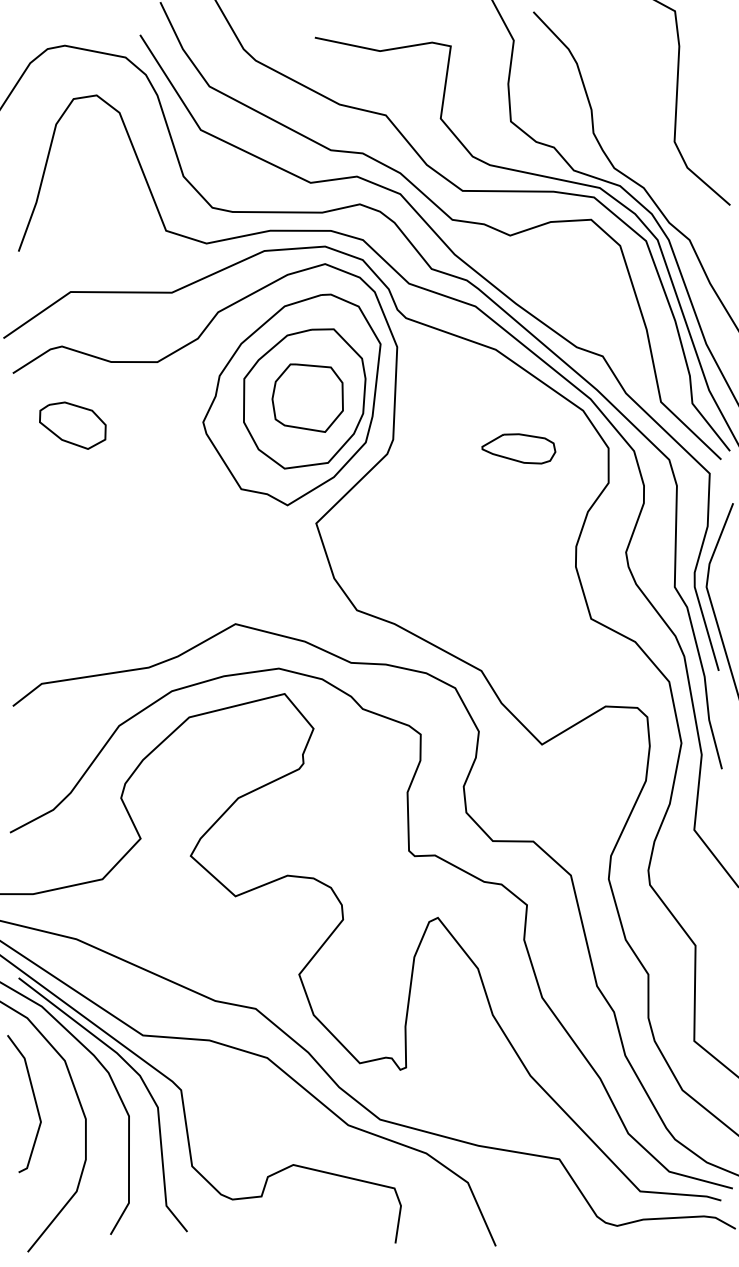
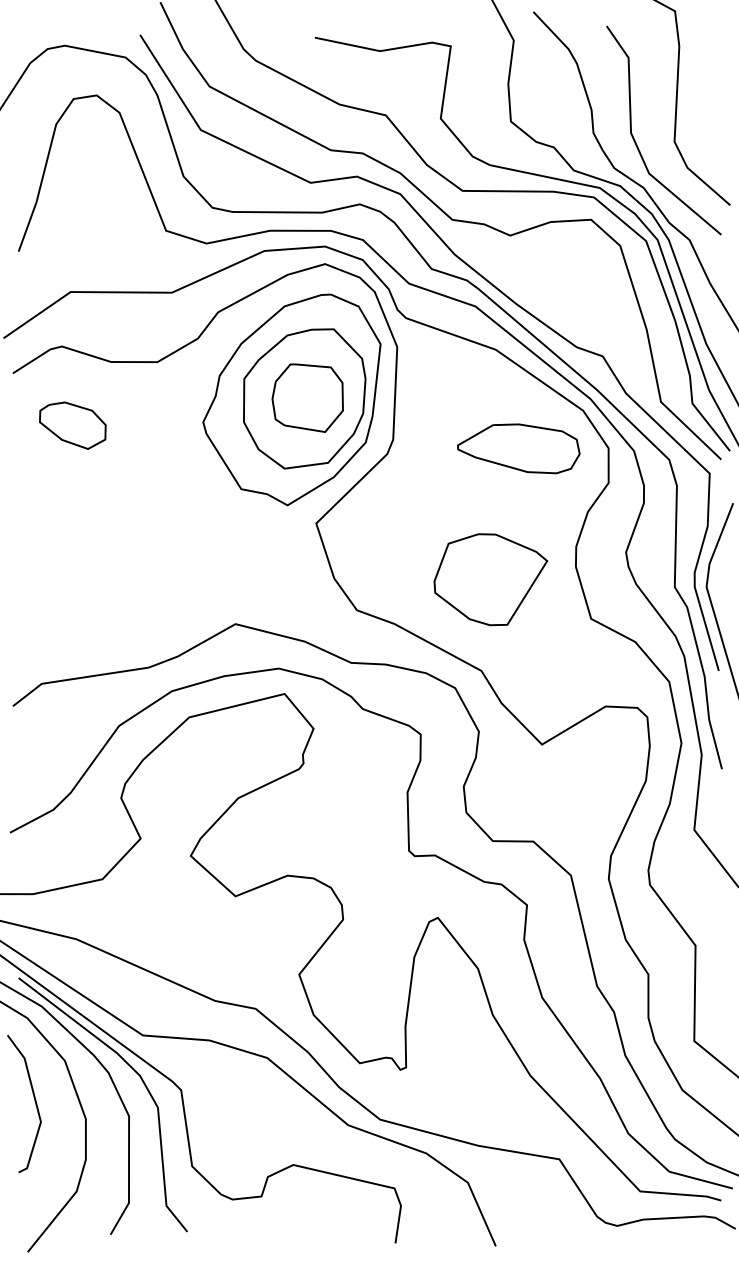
line: none -> present (637, 144)
part size: 76x32 px -> 124x52 px (518, 448)
part: none -> present (490, 579)
